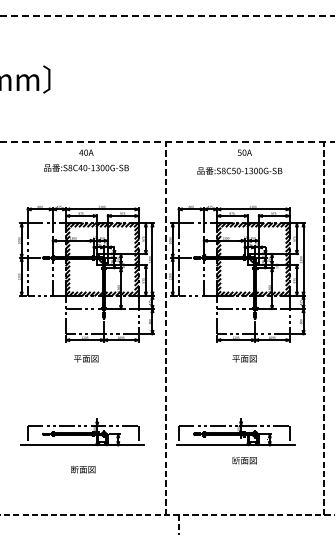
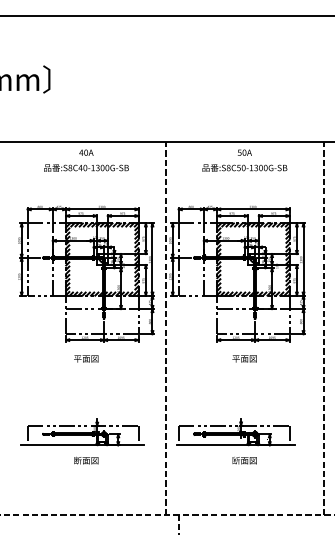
line: dashed -> solid (167, 16)
line: dashed -> solid (167, 141)
text position: (239, 170) -> (244, 167) (244, 167)
text position: (83, 469) -> (86, 460) (86, 460)
